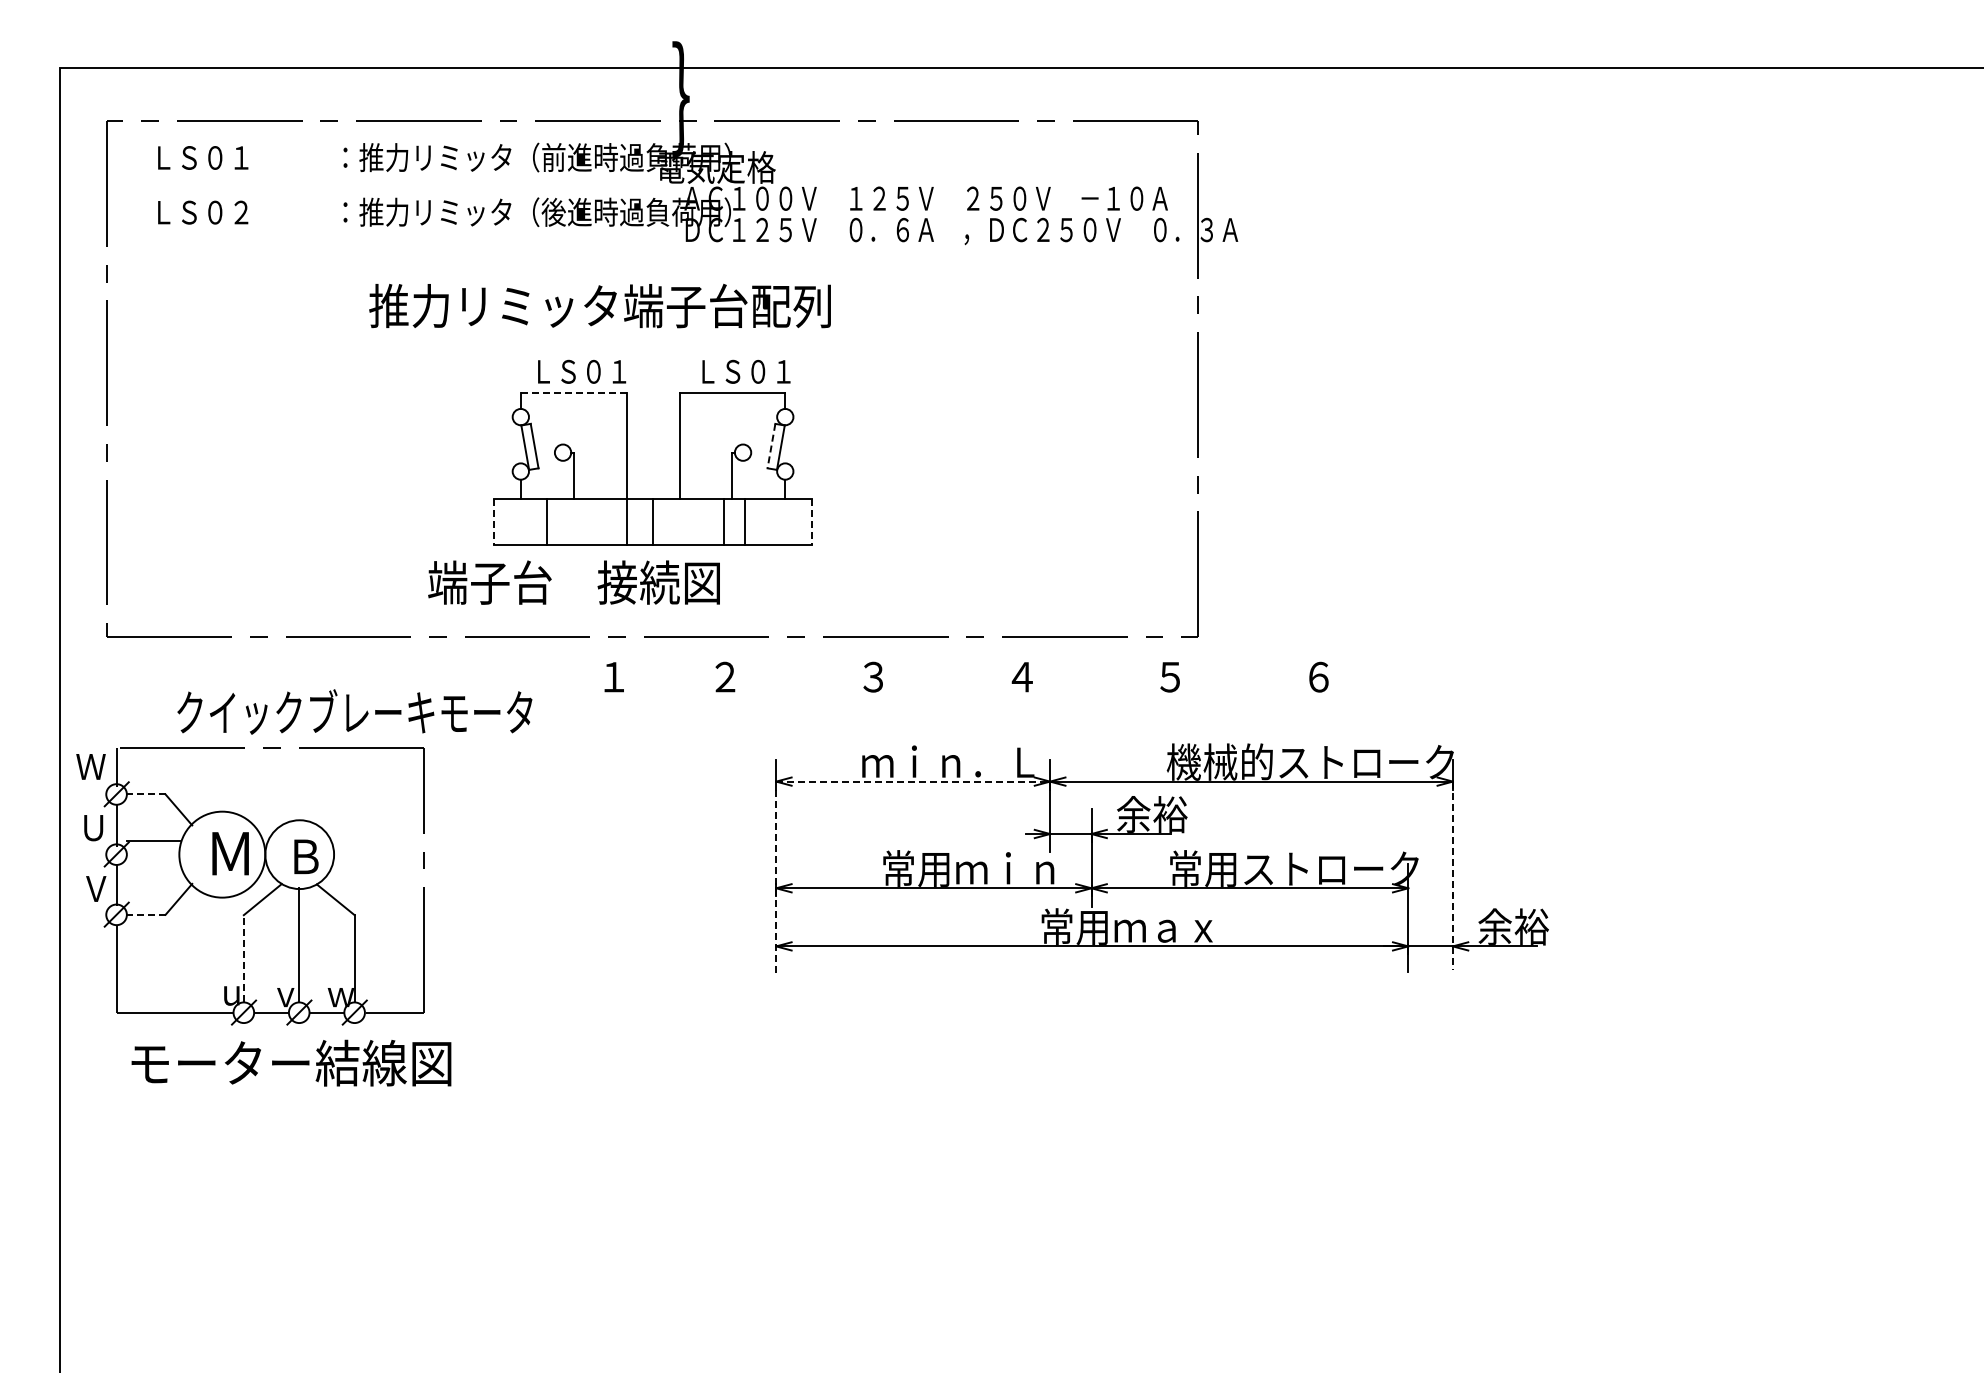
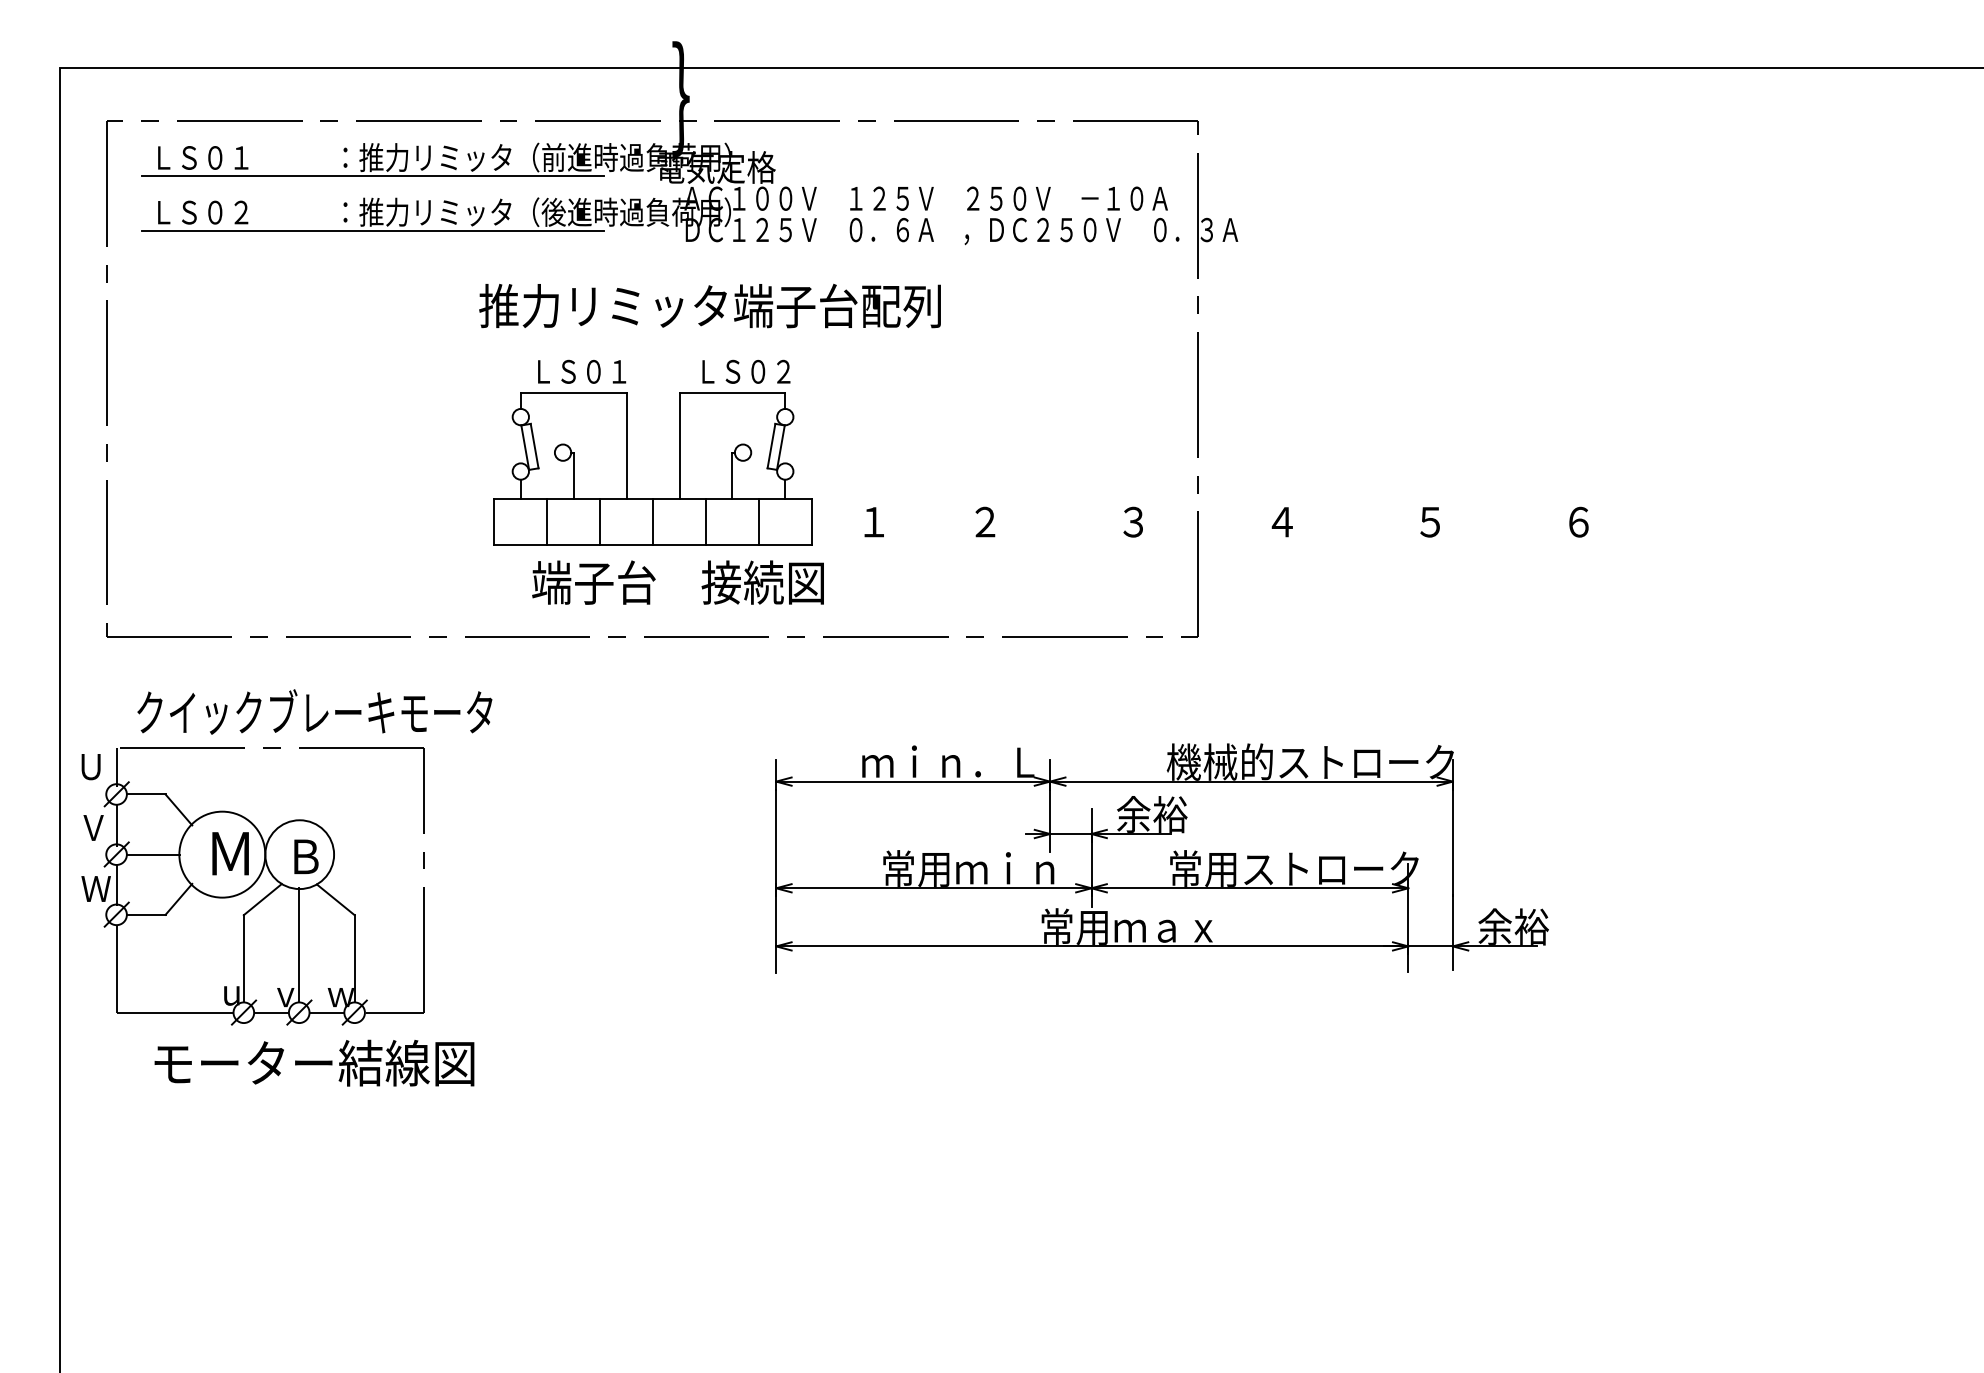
line: none -> present (373, 175)
line: none -> present (373, 230)
text position: (599, 305) -> (709, 305) (709, 305)
text: ＬＳ０１ -> ＬＳ０２ (783, 370)
line: dashed -> solid (573, 392)
line: dashed -> solid (771, 446)
line position: (627, 521) -> (600, 521) (600, 521)
line position: (723, 521) -> (705, 521) (705, 521)
line position: (744, 521) -> (758, 521) (758, 521)
line: dashed -> solid (494, 522)
line: dashed -> solid (811, 522)
text position: (573, 582) -> (677, 582) (677, 582)
text position: (966, 676) -> (1226, 521) (1226, 521)
text position: (354, 711) -> (314, 711) (314, 711)
text: Ｗ -> Ｕ (90, 767)
line: dashed -> solid (913, 781)
line: dashed -> solid (145, 794)
text: Ｕ -> Ｖ (93, 828)
line position: (153, 840) -> (153, 854) (153, 854)
line: dashed -> solid (1452, 876)
line: dashed -> solid (776, 881)
text: Ｖ -> Ｗ (95, 888)
line: dashed -> solid (145, 914)
line: dashed -> solid (243, 958)
text position: (291, 1062) -> (314, 1062) (314, 1062)
